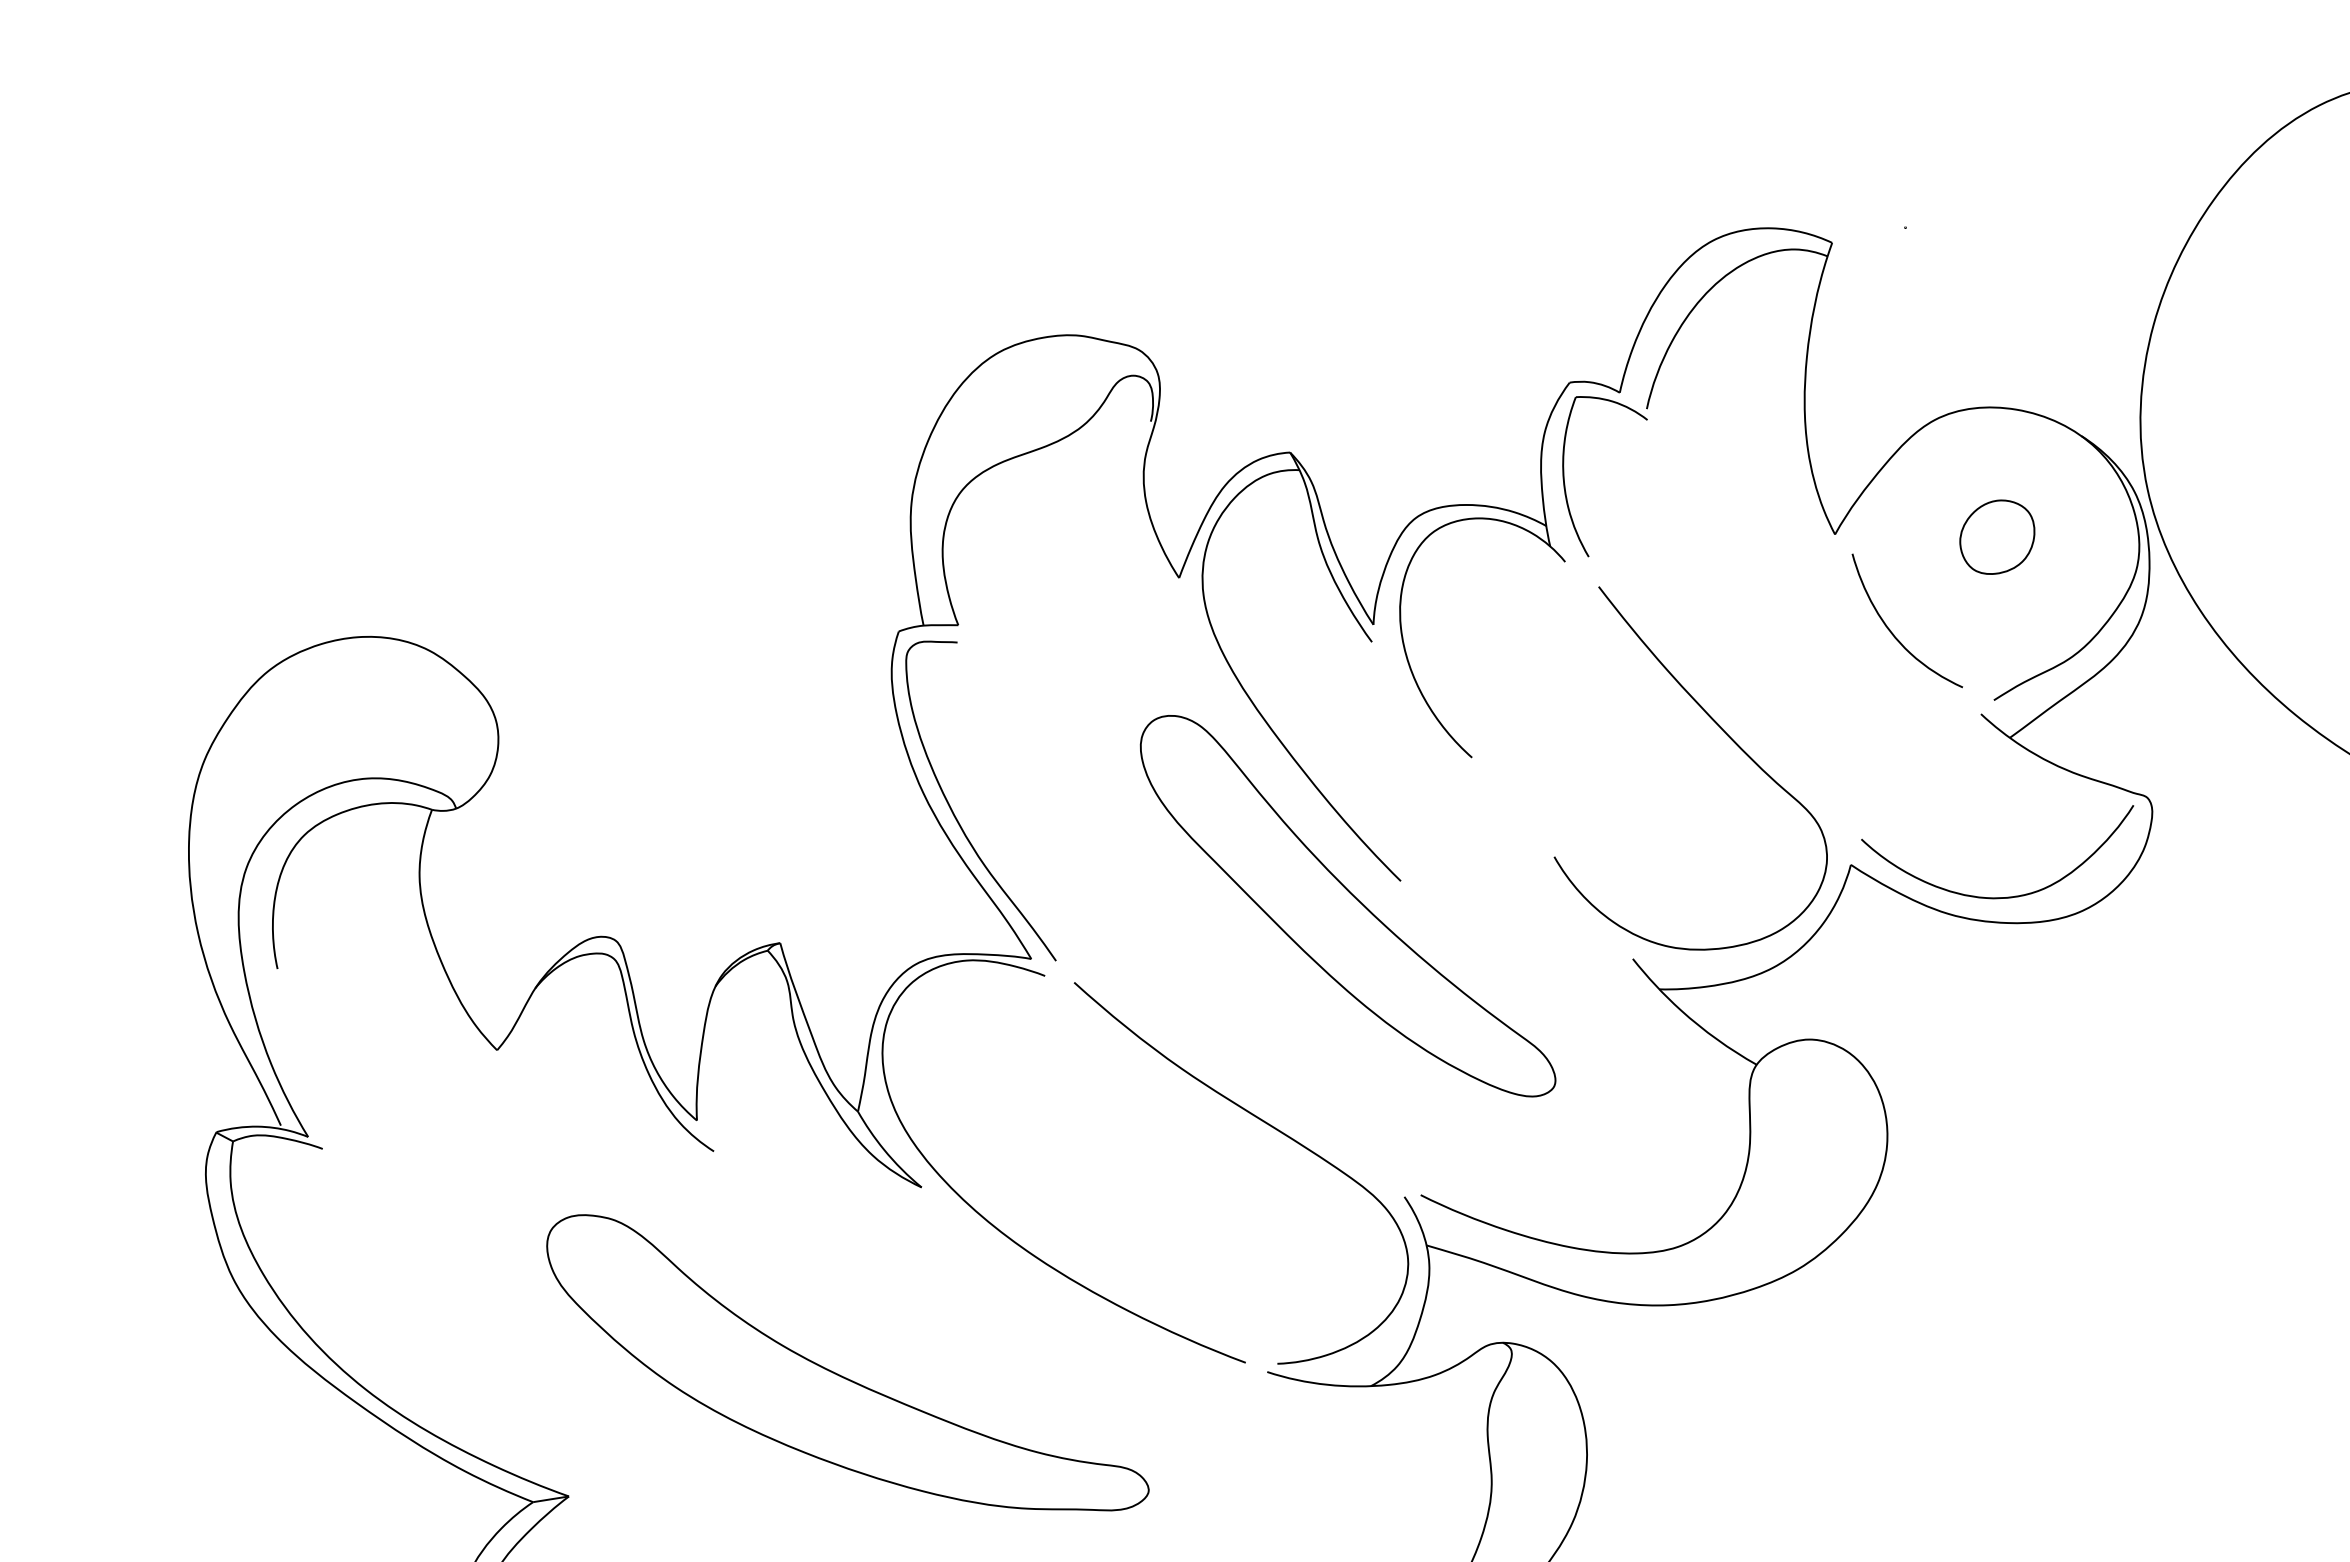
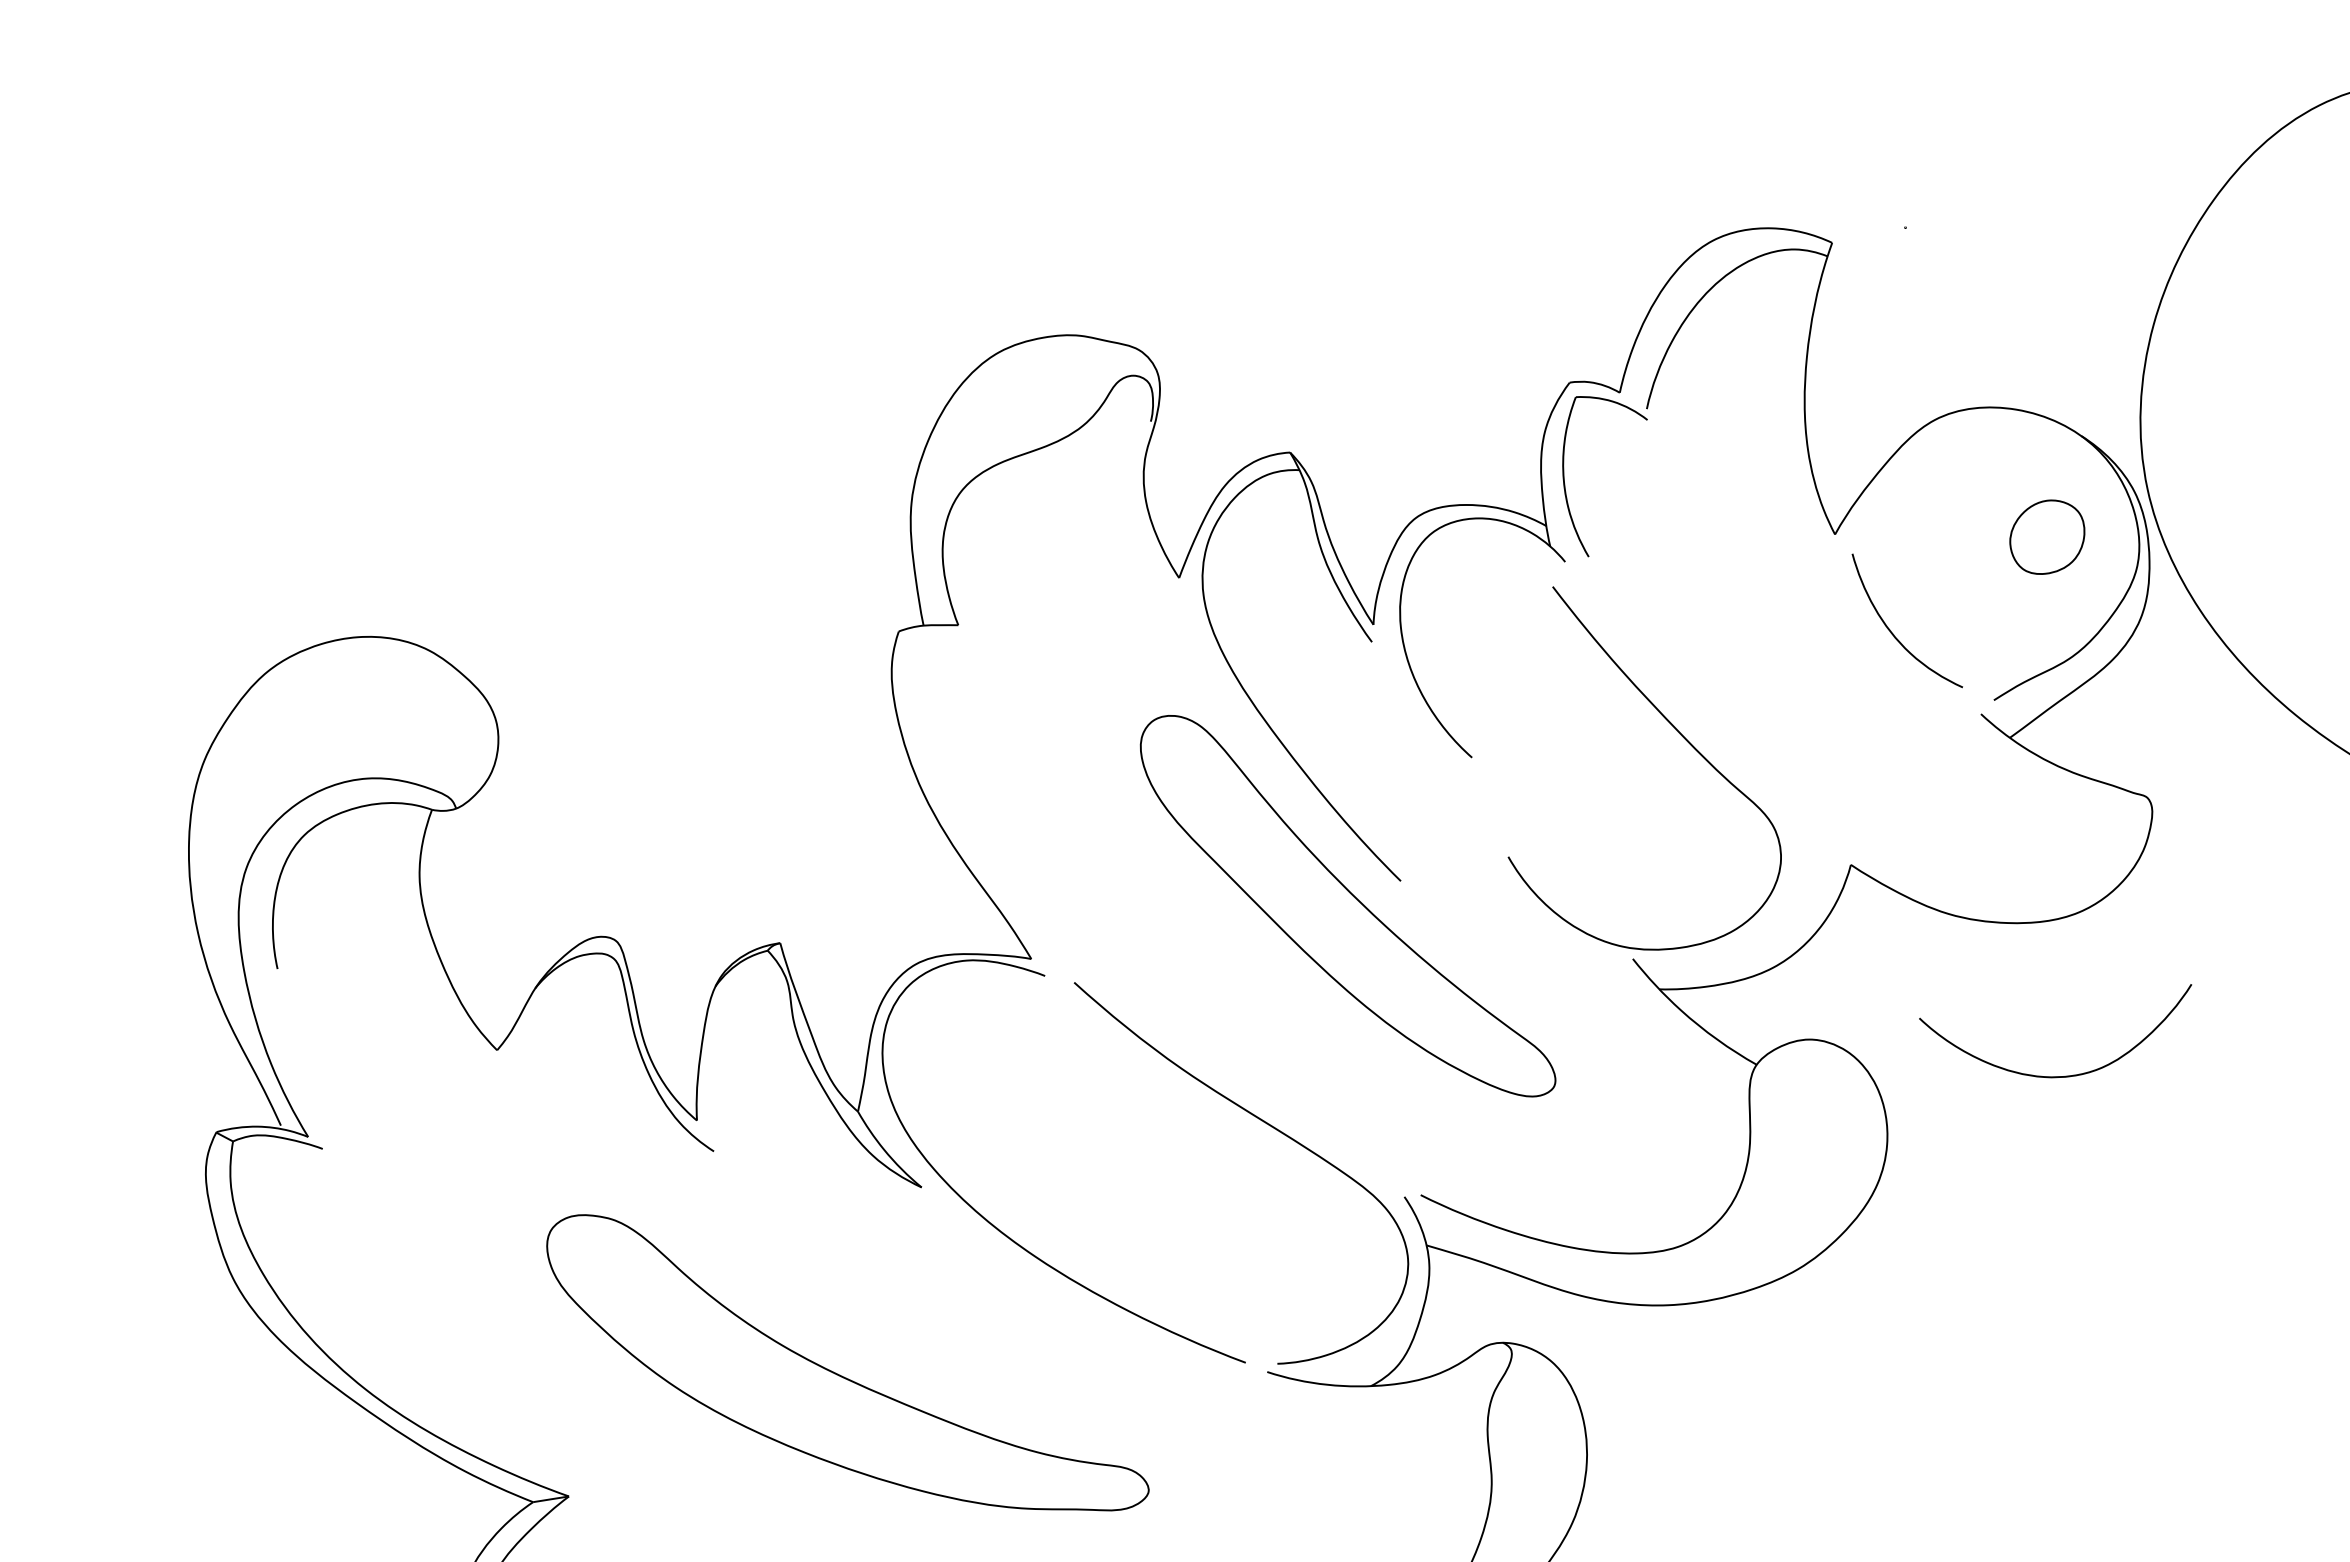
part position: (1997, 536) -> (2047, 536) (2047, 536)
curve position: (1726, 735) -> (1680, 735) (1680, 735)
curve: present -> none (954, 813)
curve position: (1997, 897) -> (2055, 1076) (2055, 1076)
